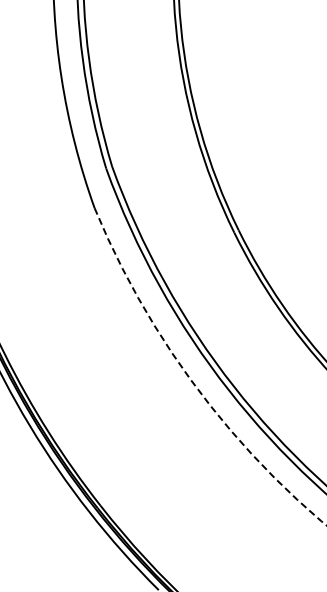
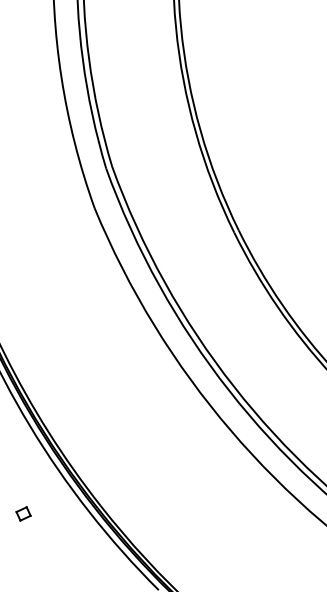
arc: dashed -> solid (192, 382)
part: none -> present (23, 513)
